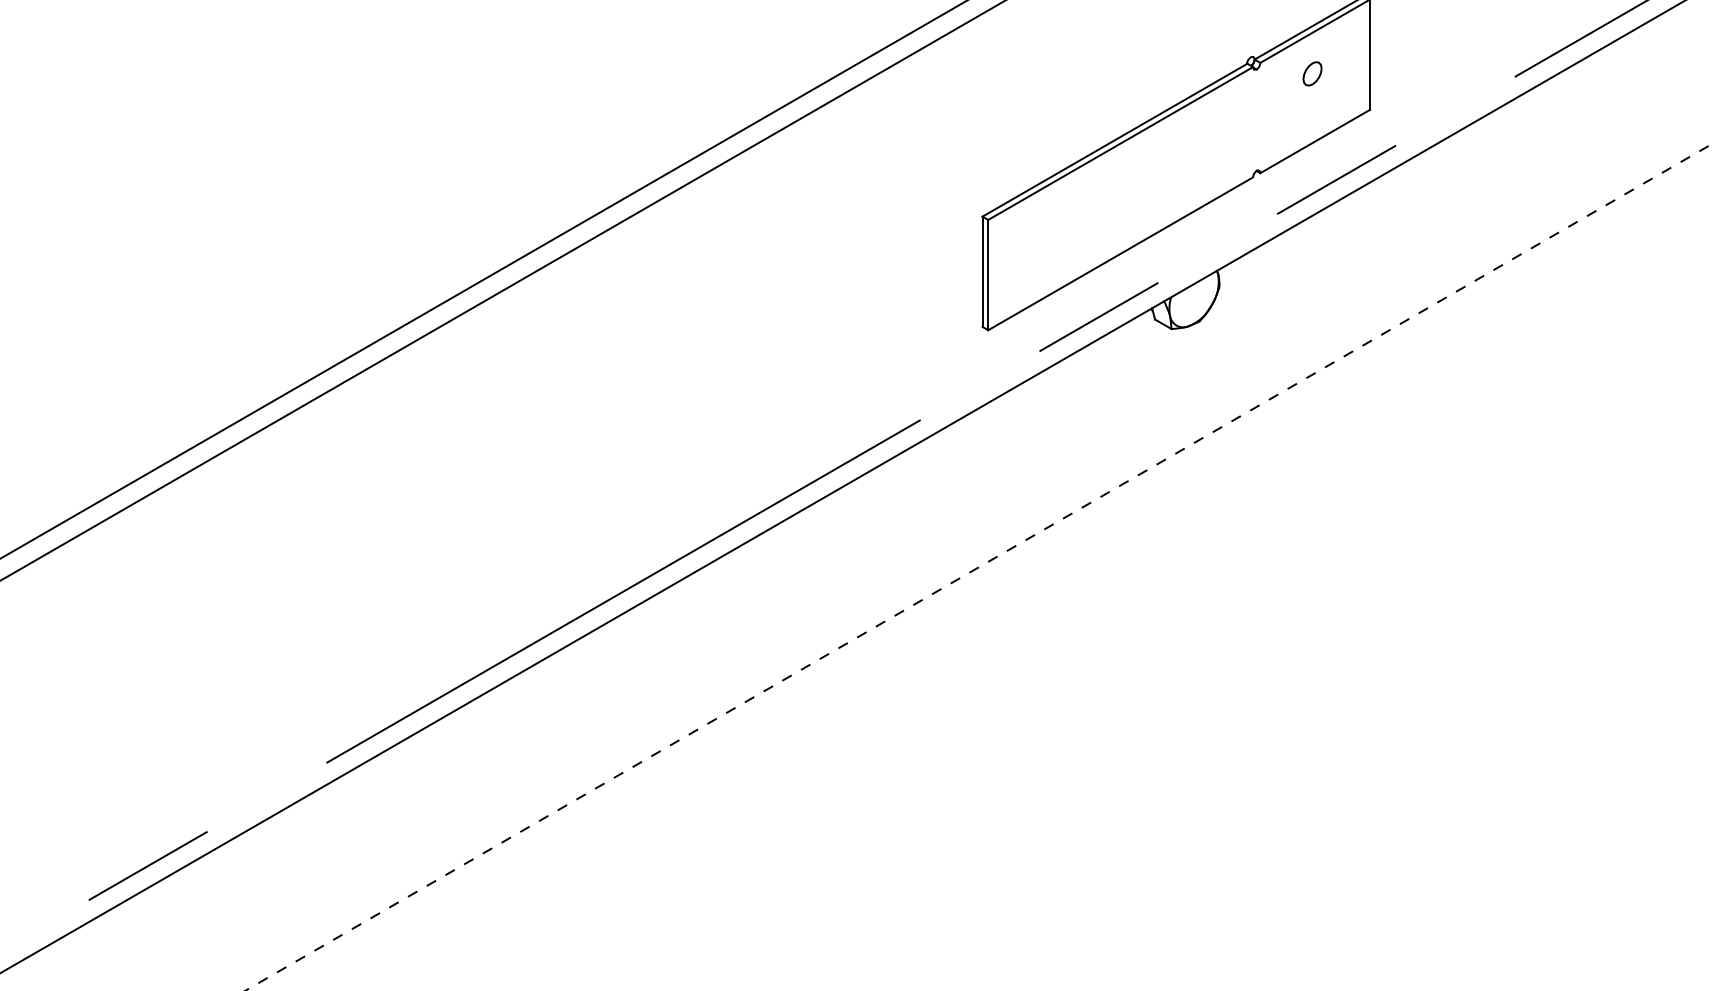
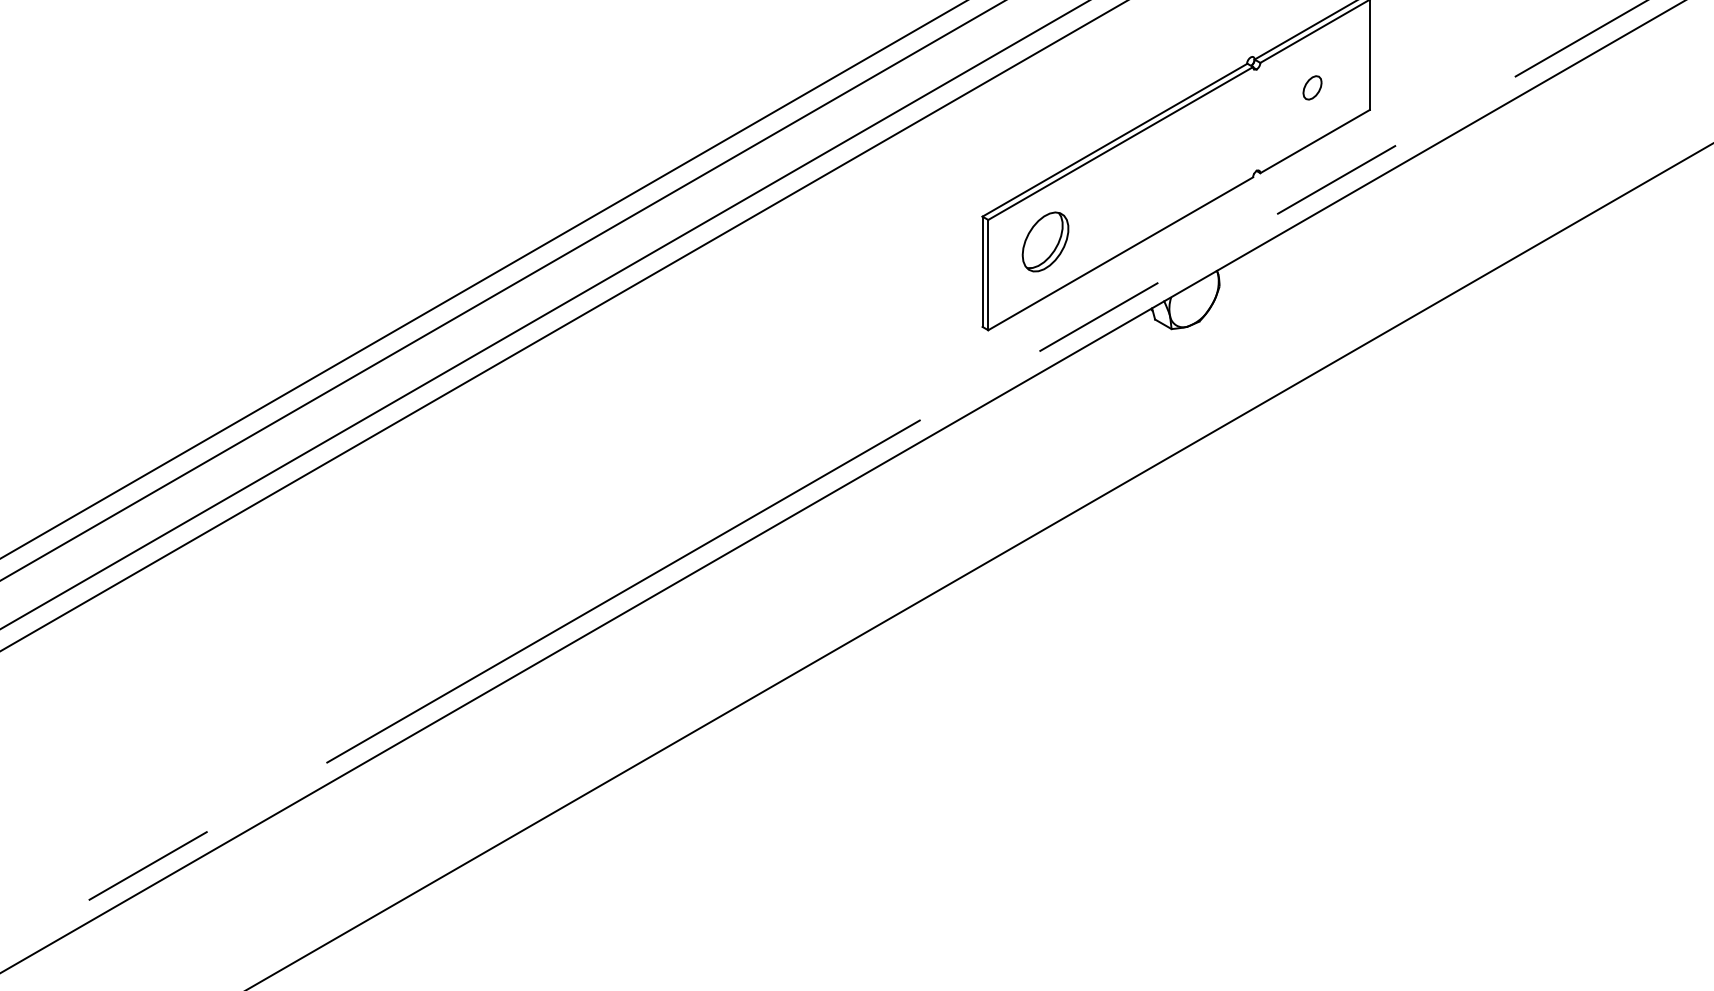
part position: (1312, 73) -> (1312, 87) (1312, 87)
part: none -> present (1045, 241)
line: none -> present (544, 314)
line: none -> present (563, 325)
line: dashed -> solid (978, 567)
